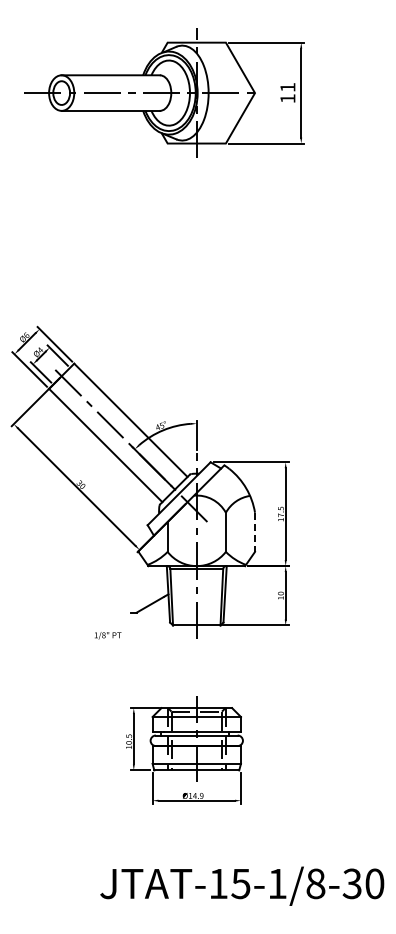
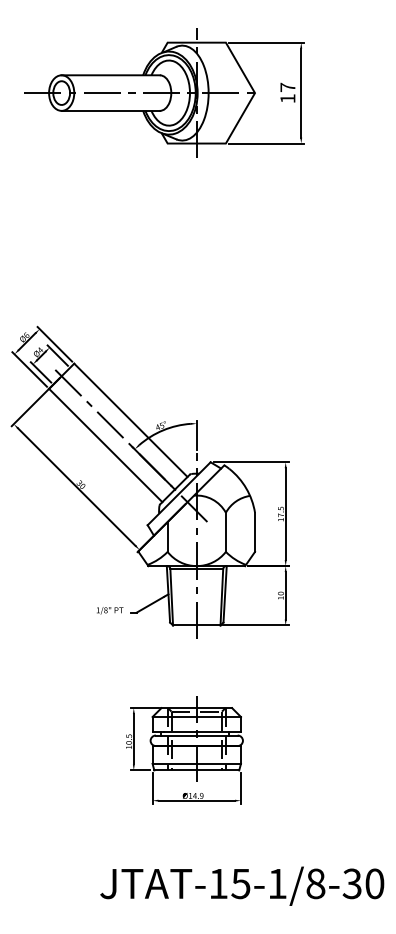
text: 11 -> 17 (287, 86)
line: dashed -> solid (255, 532)
text position: (108, 635) -> (110, 610) (110, 610)
